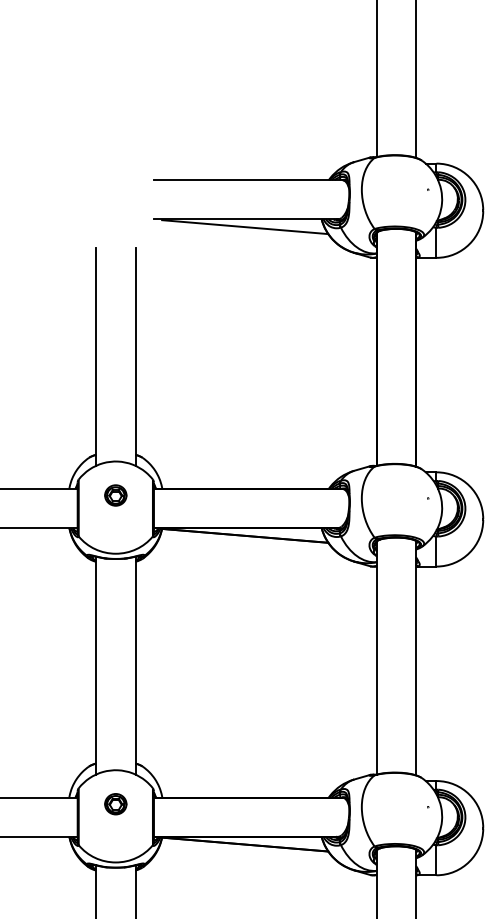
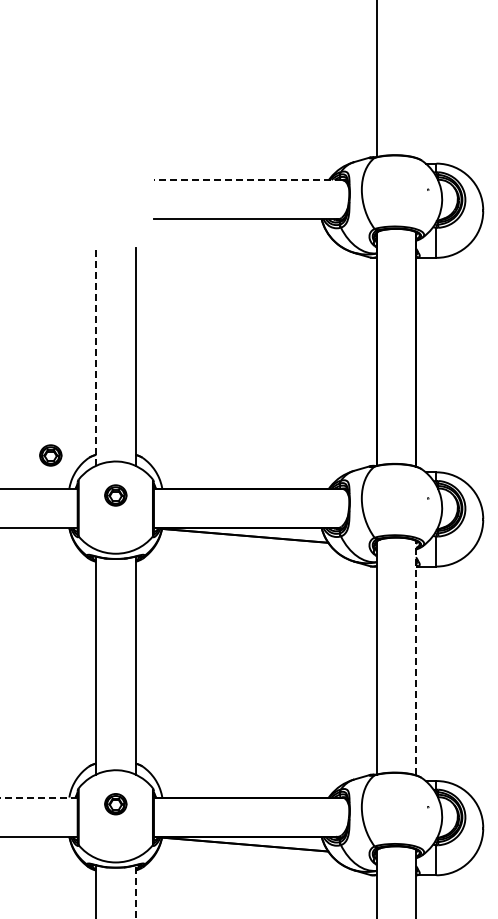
line: present -> none (416, 79)
line: solid -> dashed (247, 180)
line: present -> none (245, 227)
line: solid -> dashed (96, 356)
part: none -> present (50, 455)
line: solid -> dashed (416, 657)
line: solid -> dashed (38, 797)
line: solid -> dashed (135, 891)
